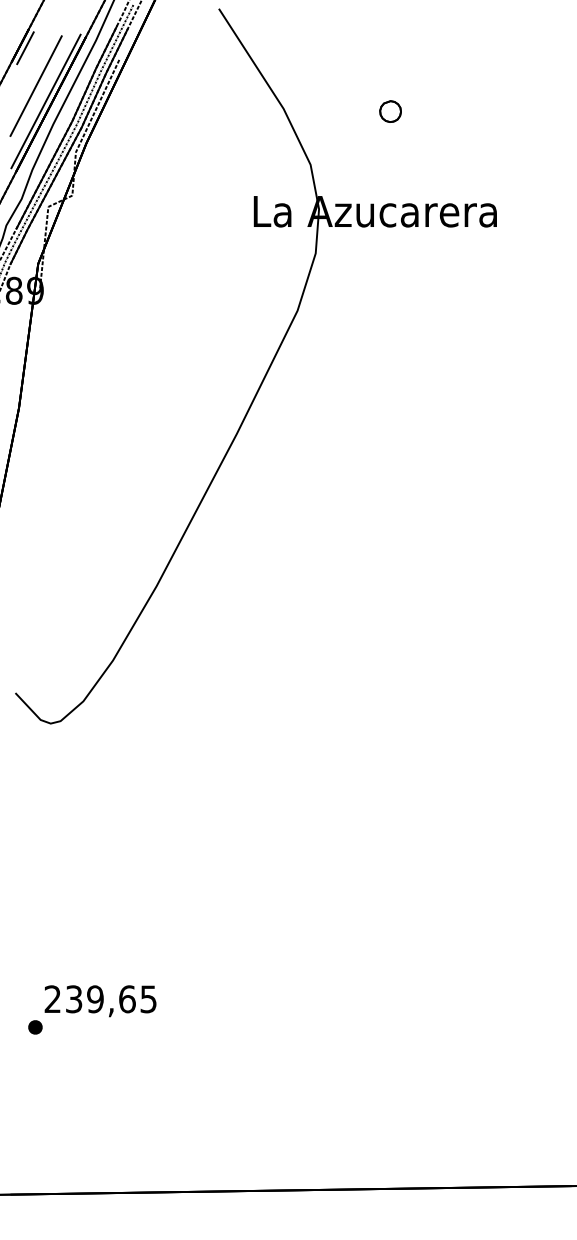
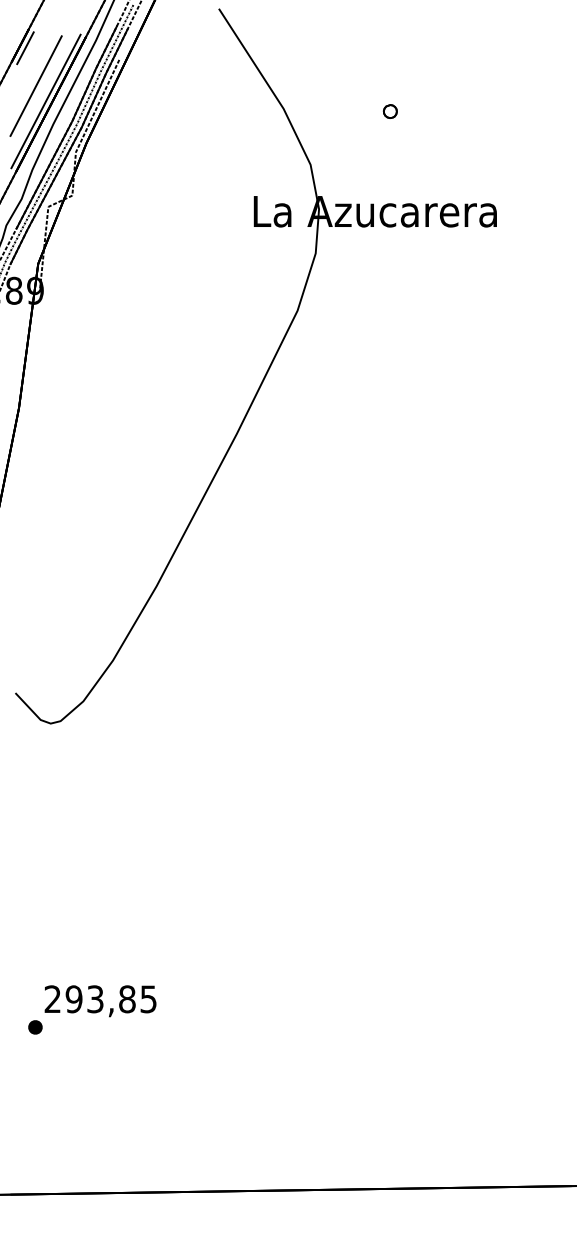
part size: 23x23 px -> 16x15 px (389, 111)
text: 239,65 -> 293,85 (100, 999)
